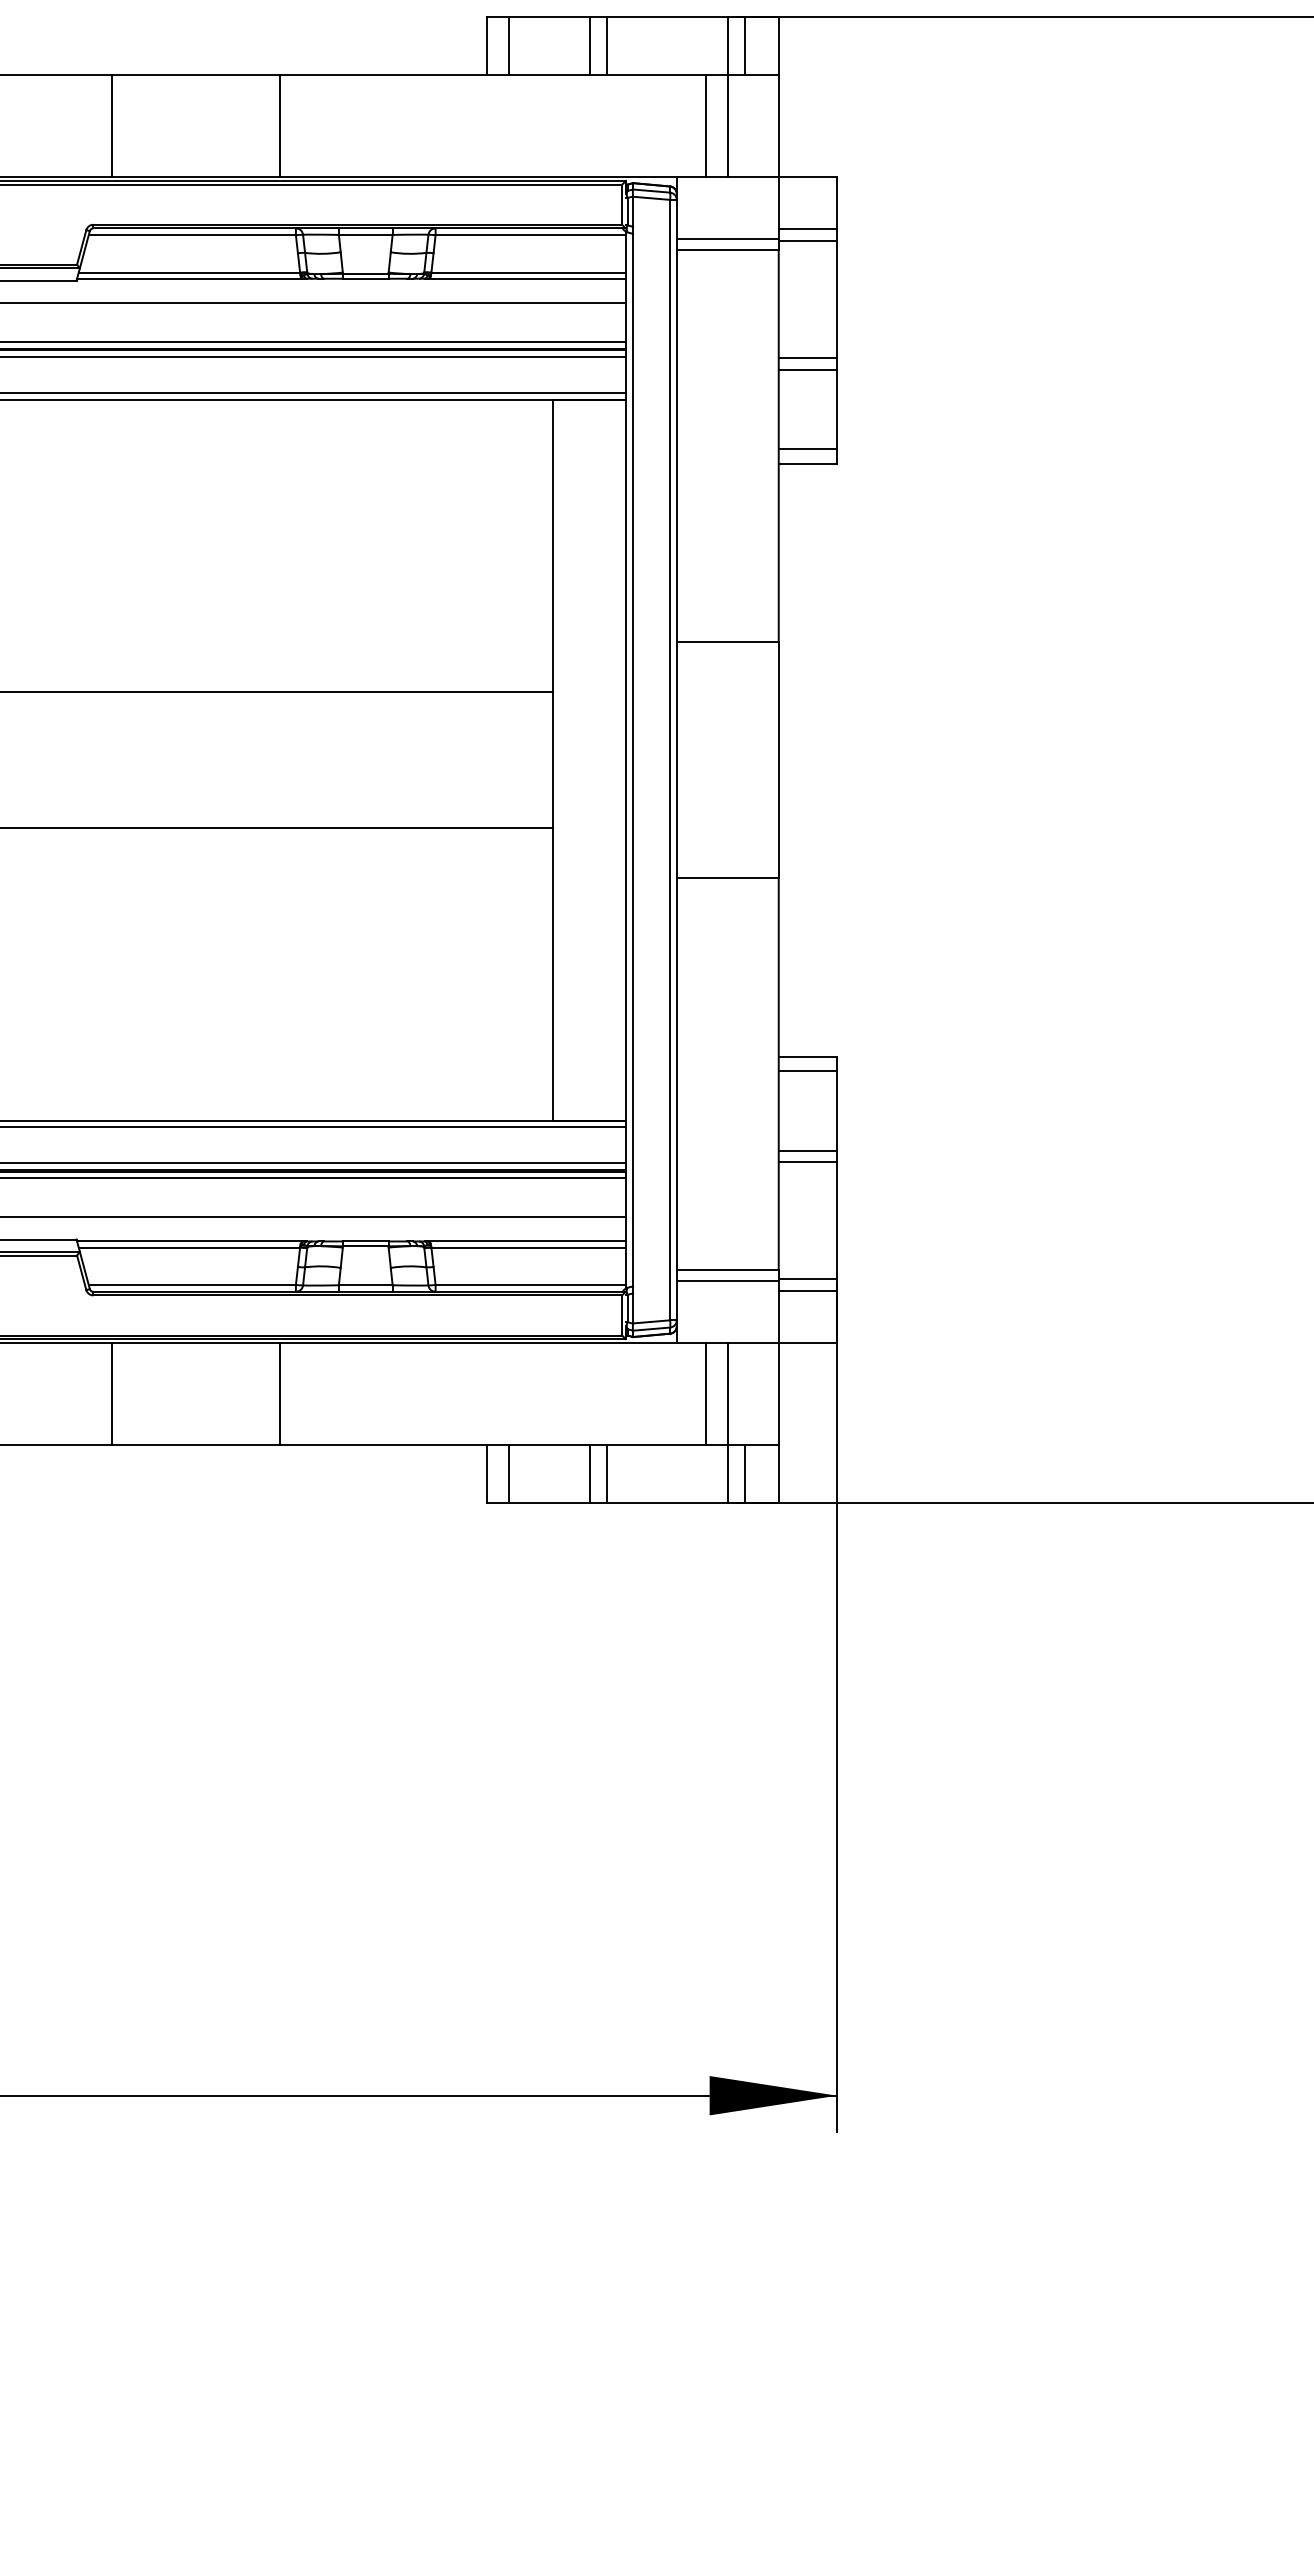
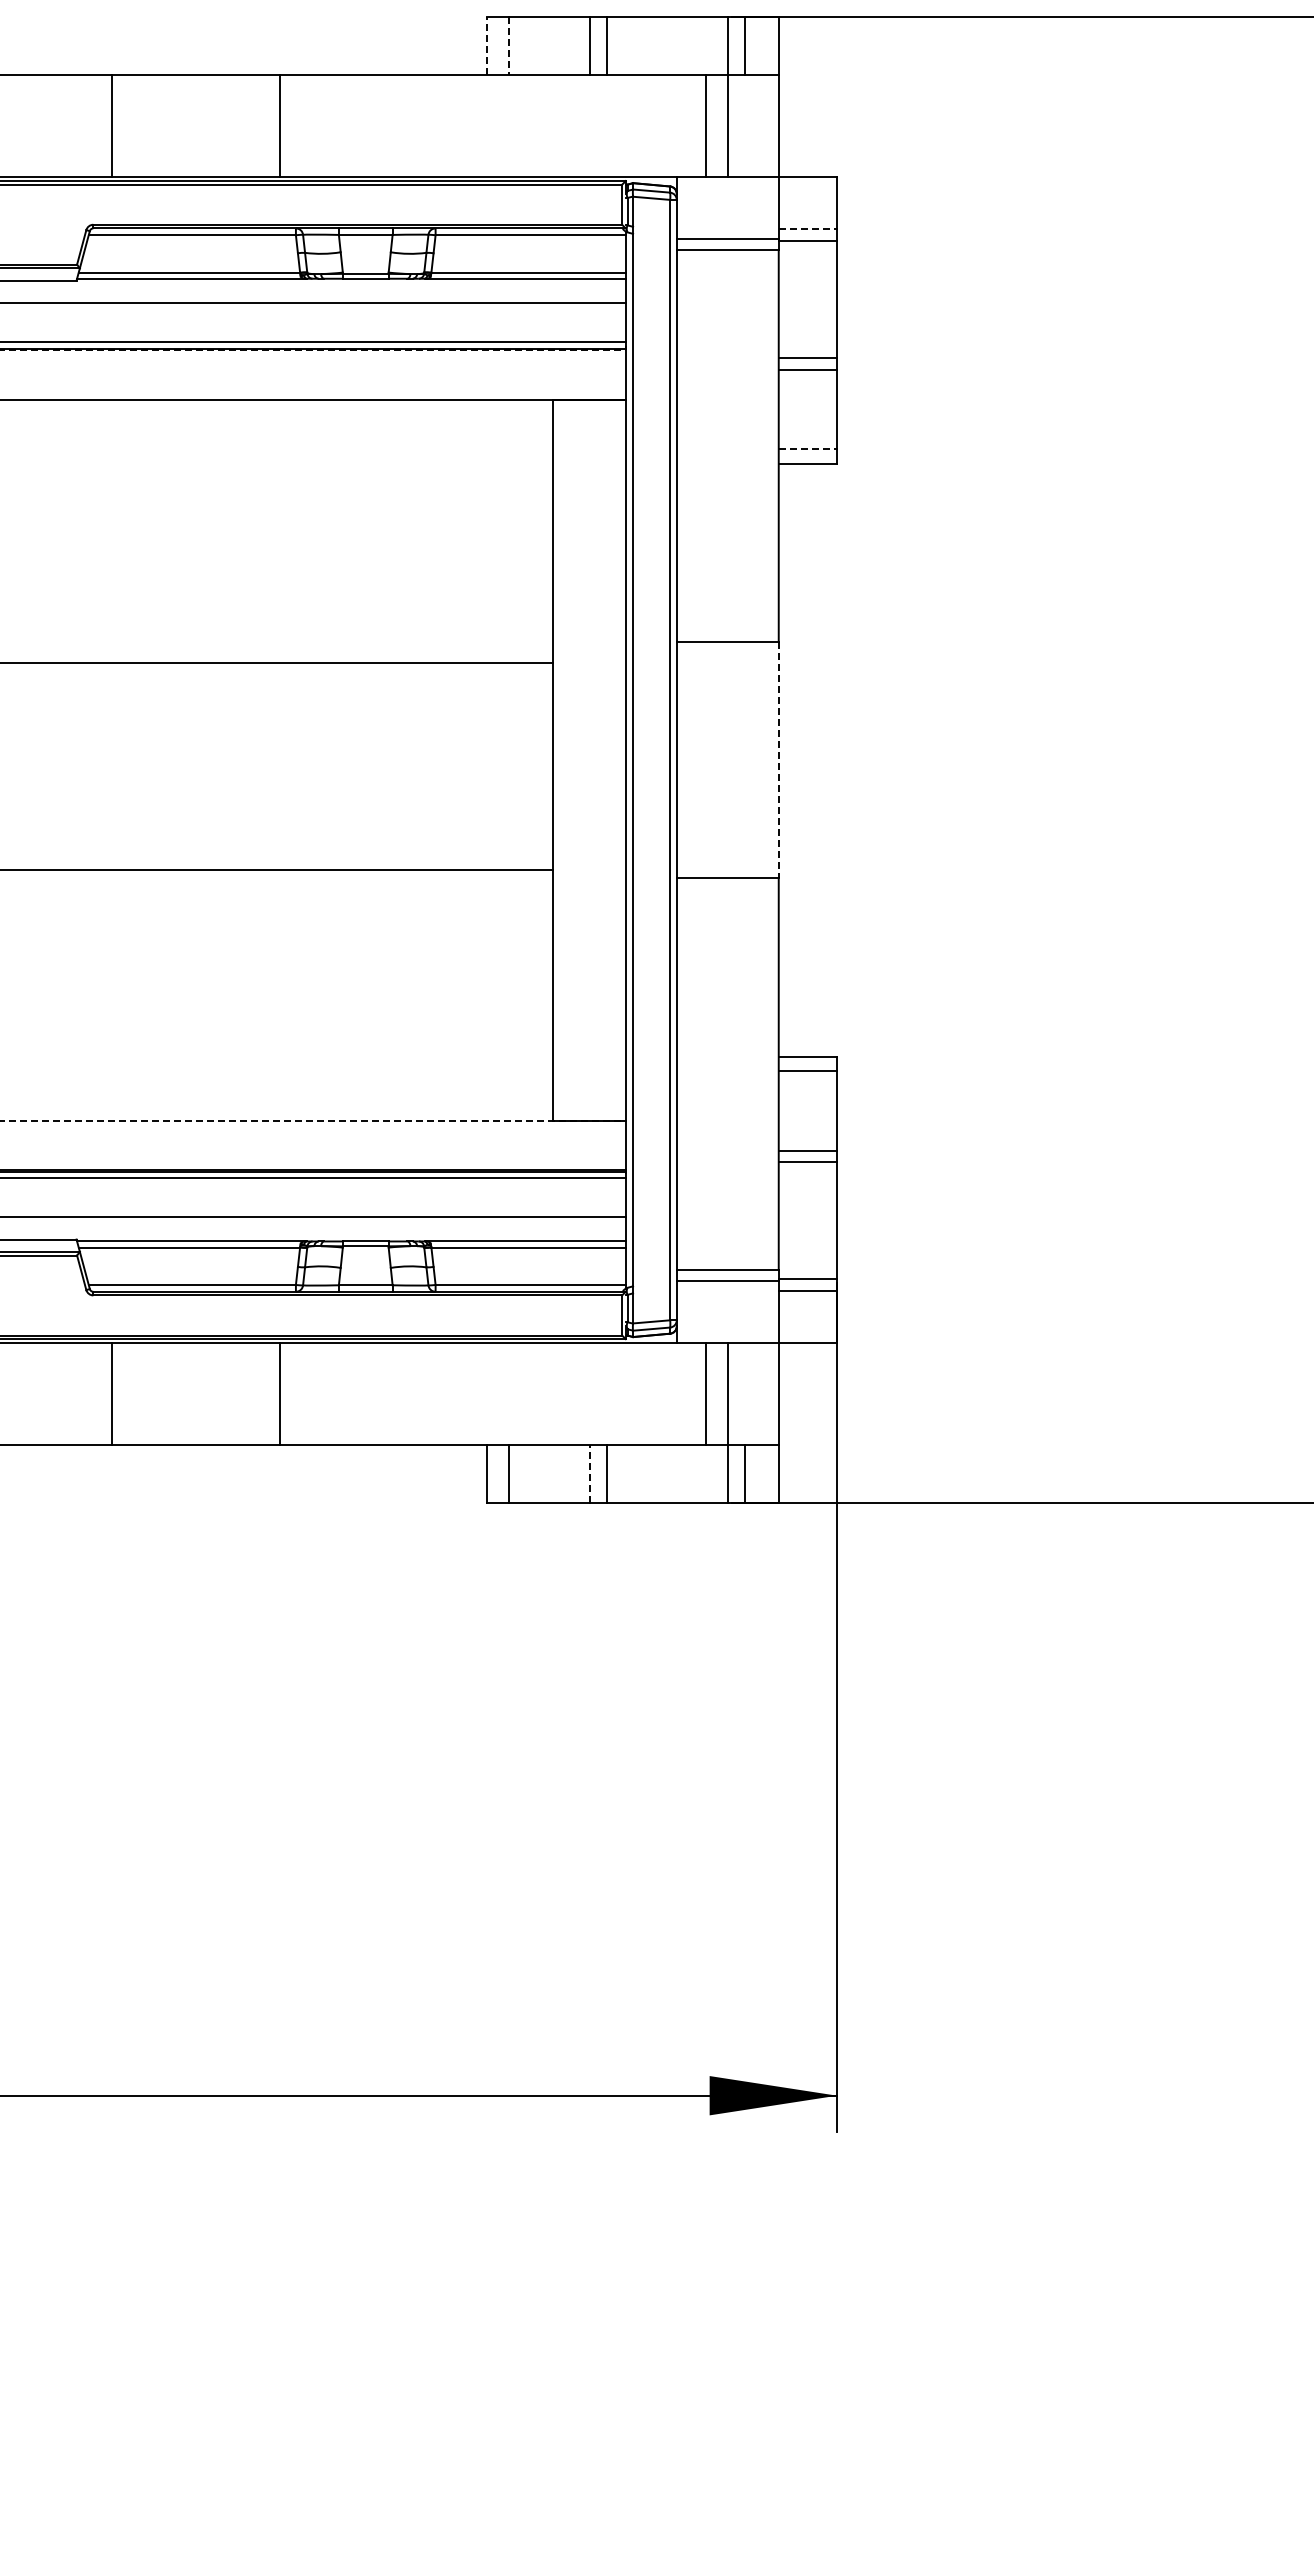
line: solid -> dashed (487, 45)
line: solid -> dashed (509, 46)
line: solid -> dashed (808, 229)
line: solid -> dashed (313, 350)
line: present -> none (313, 357)
line: present -> none (313, 392)
line: solid -> dashed (808, 449)
line position: (277, 691) -> (277, 662) (277, 662)
line: solid -> dashed (778, 760)
line position: (277, 828) -> (277, 870) (277, 870)
line: solid -> dashed (313, 1120)
line: present -> none (313, 1127)
line: present -> none (313, 1163)
line: solid -> dashed (590, 1473)
